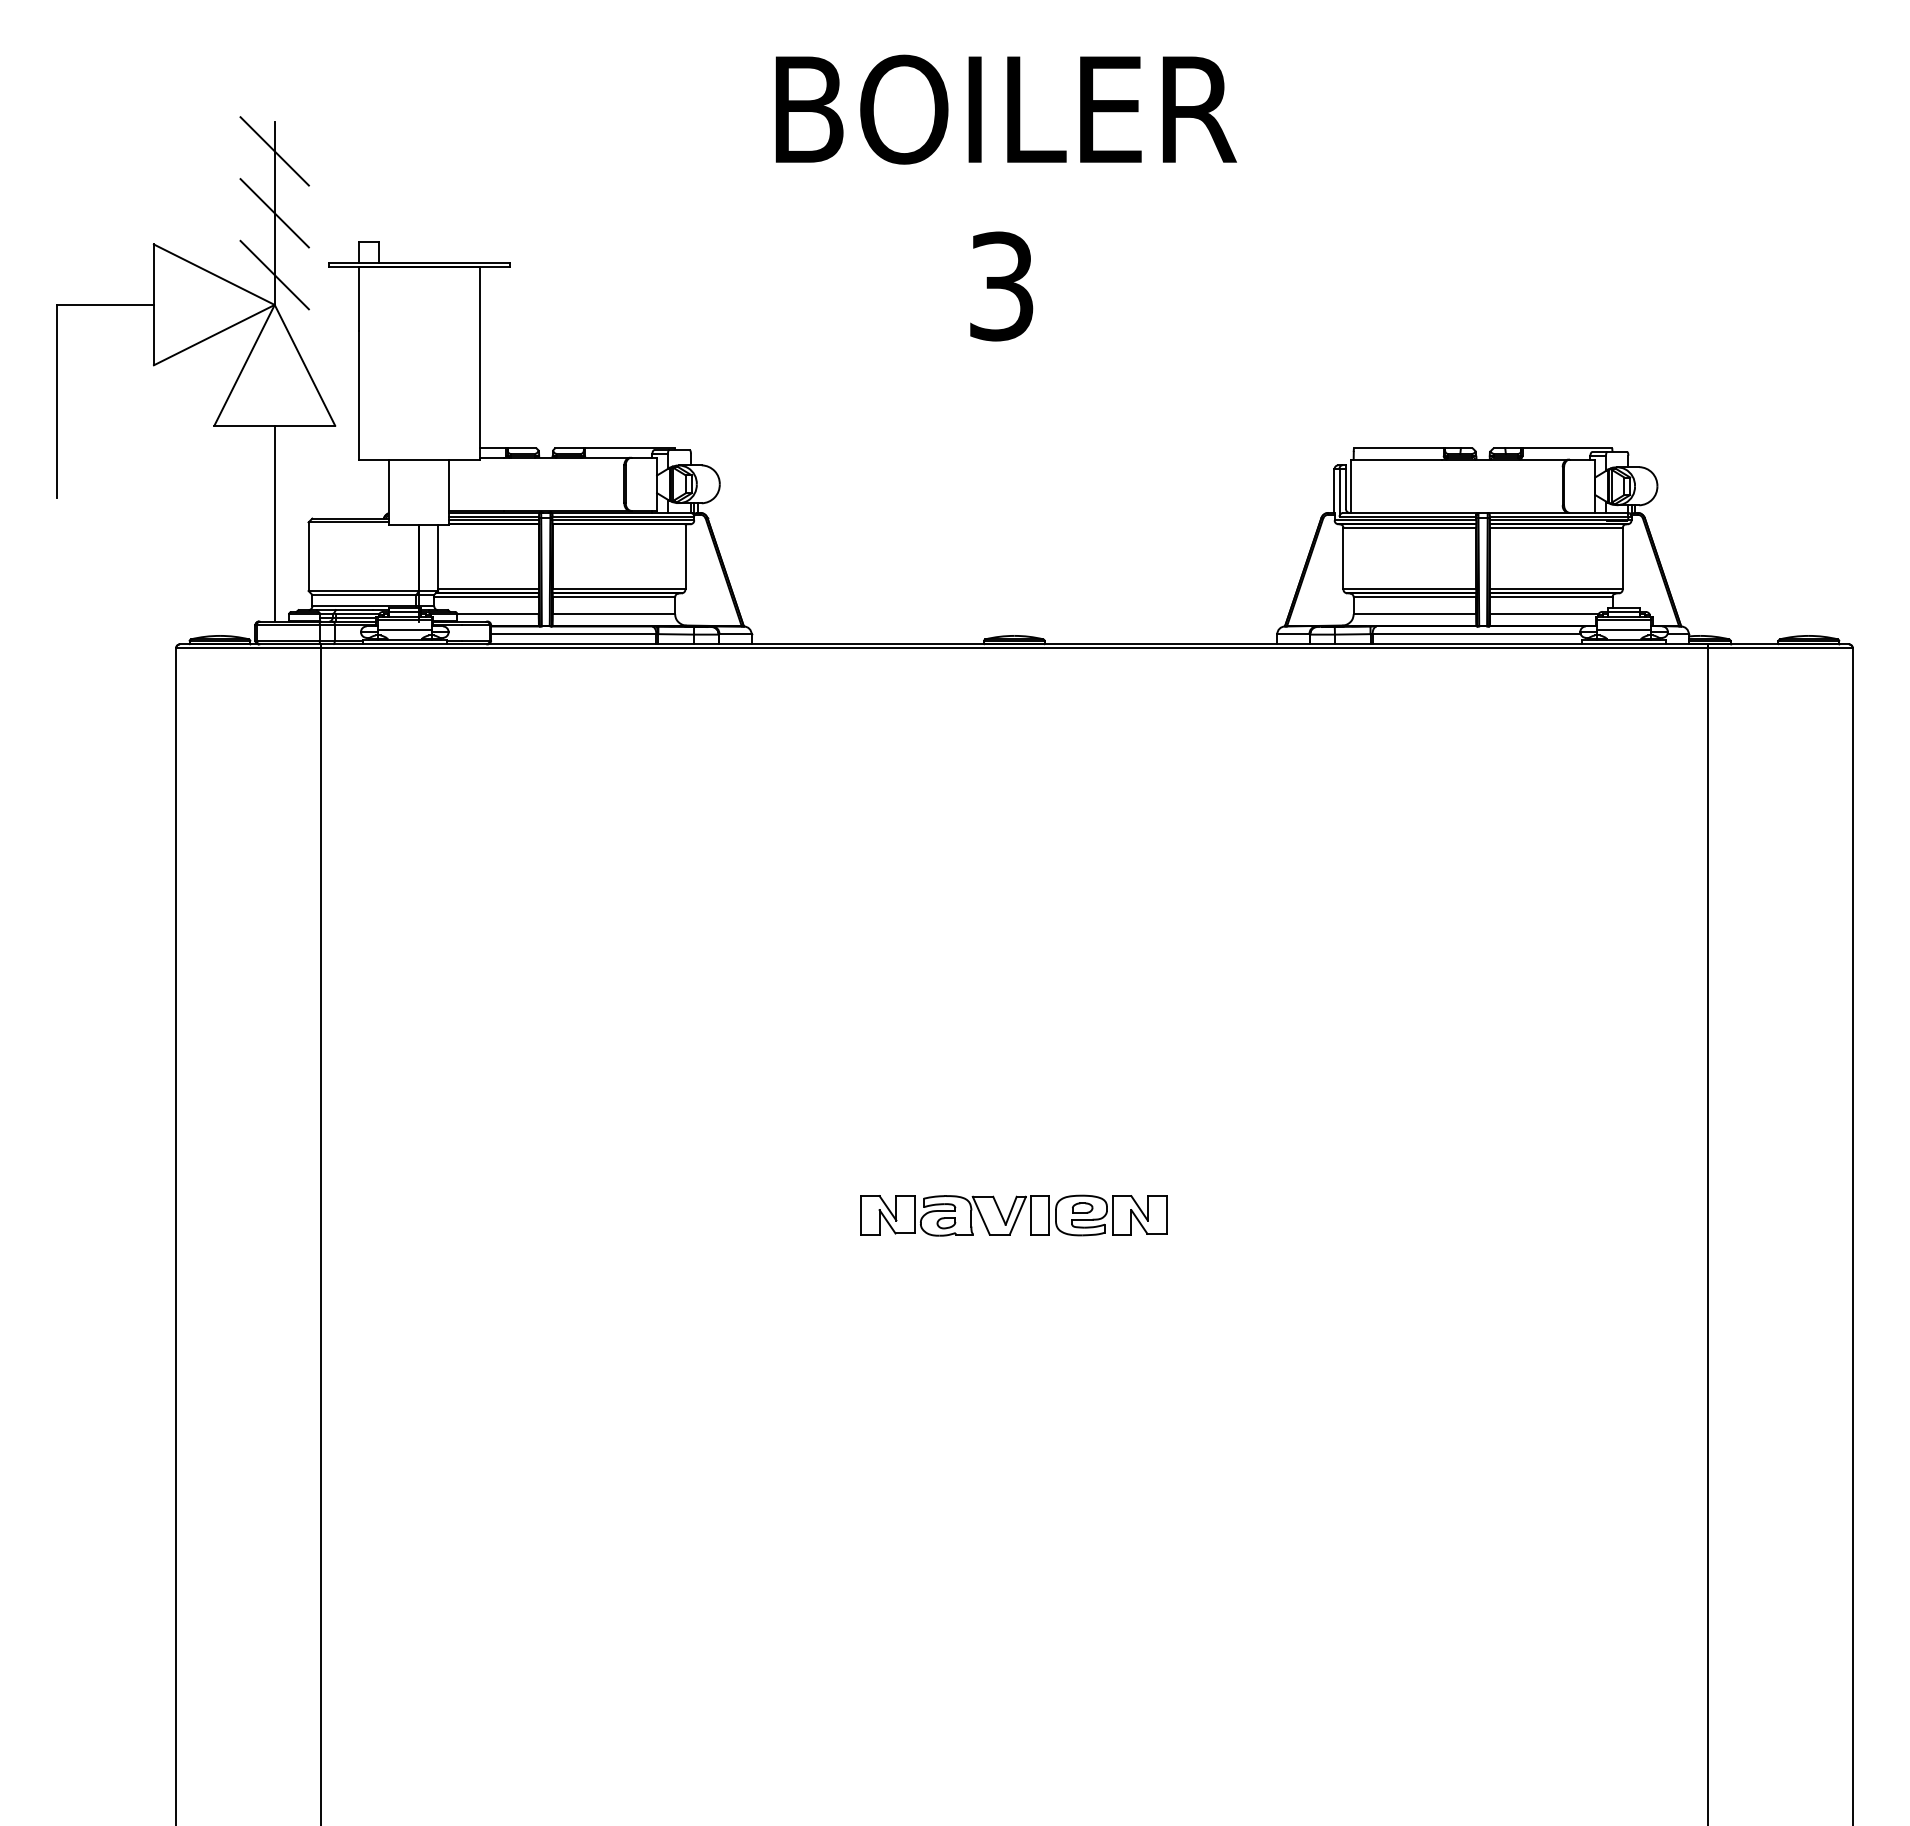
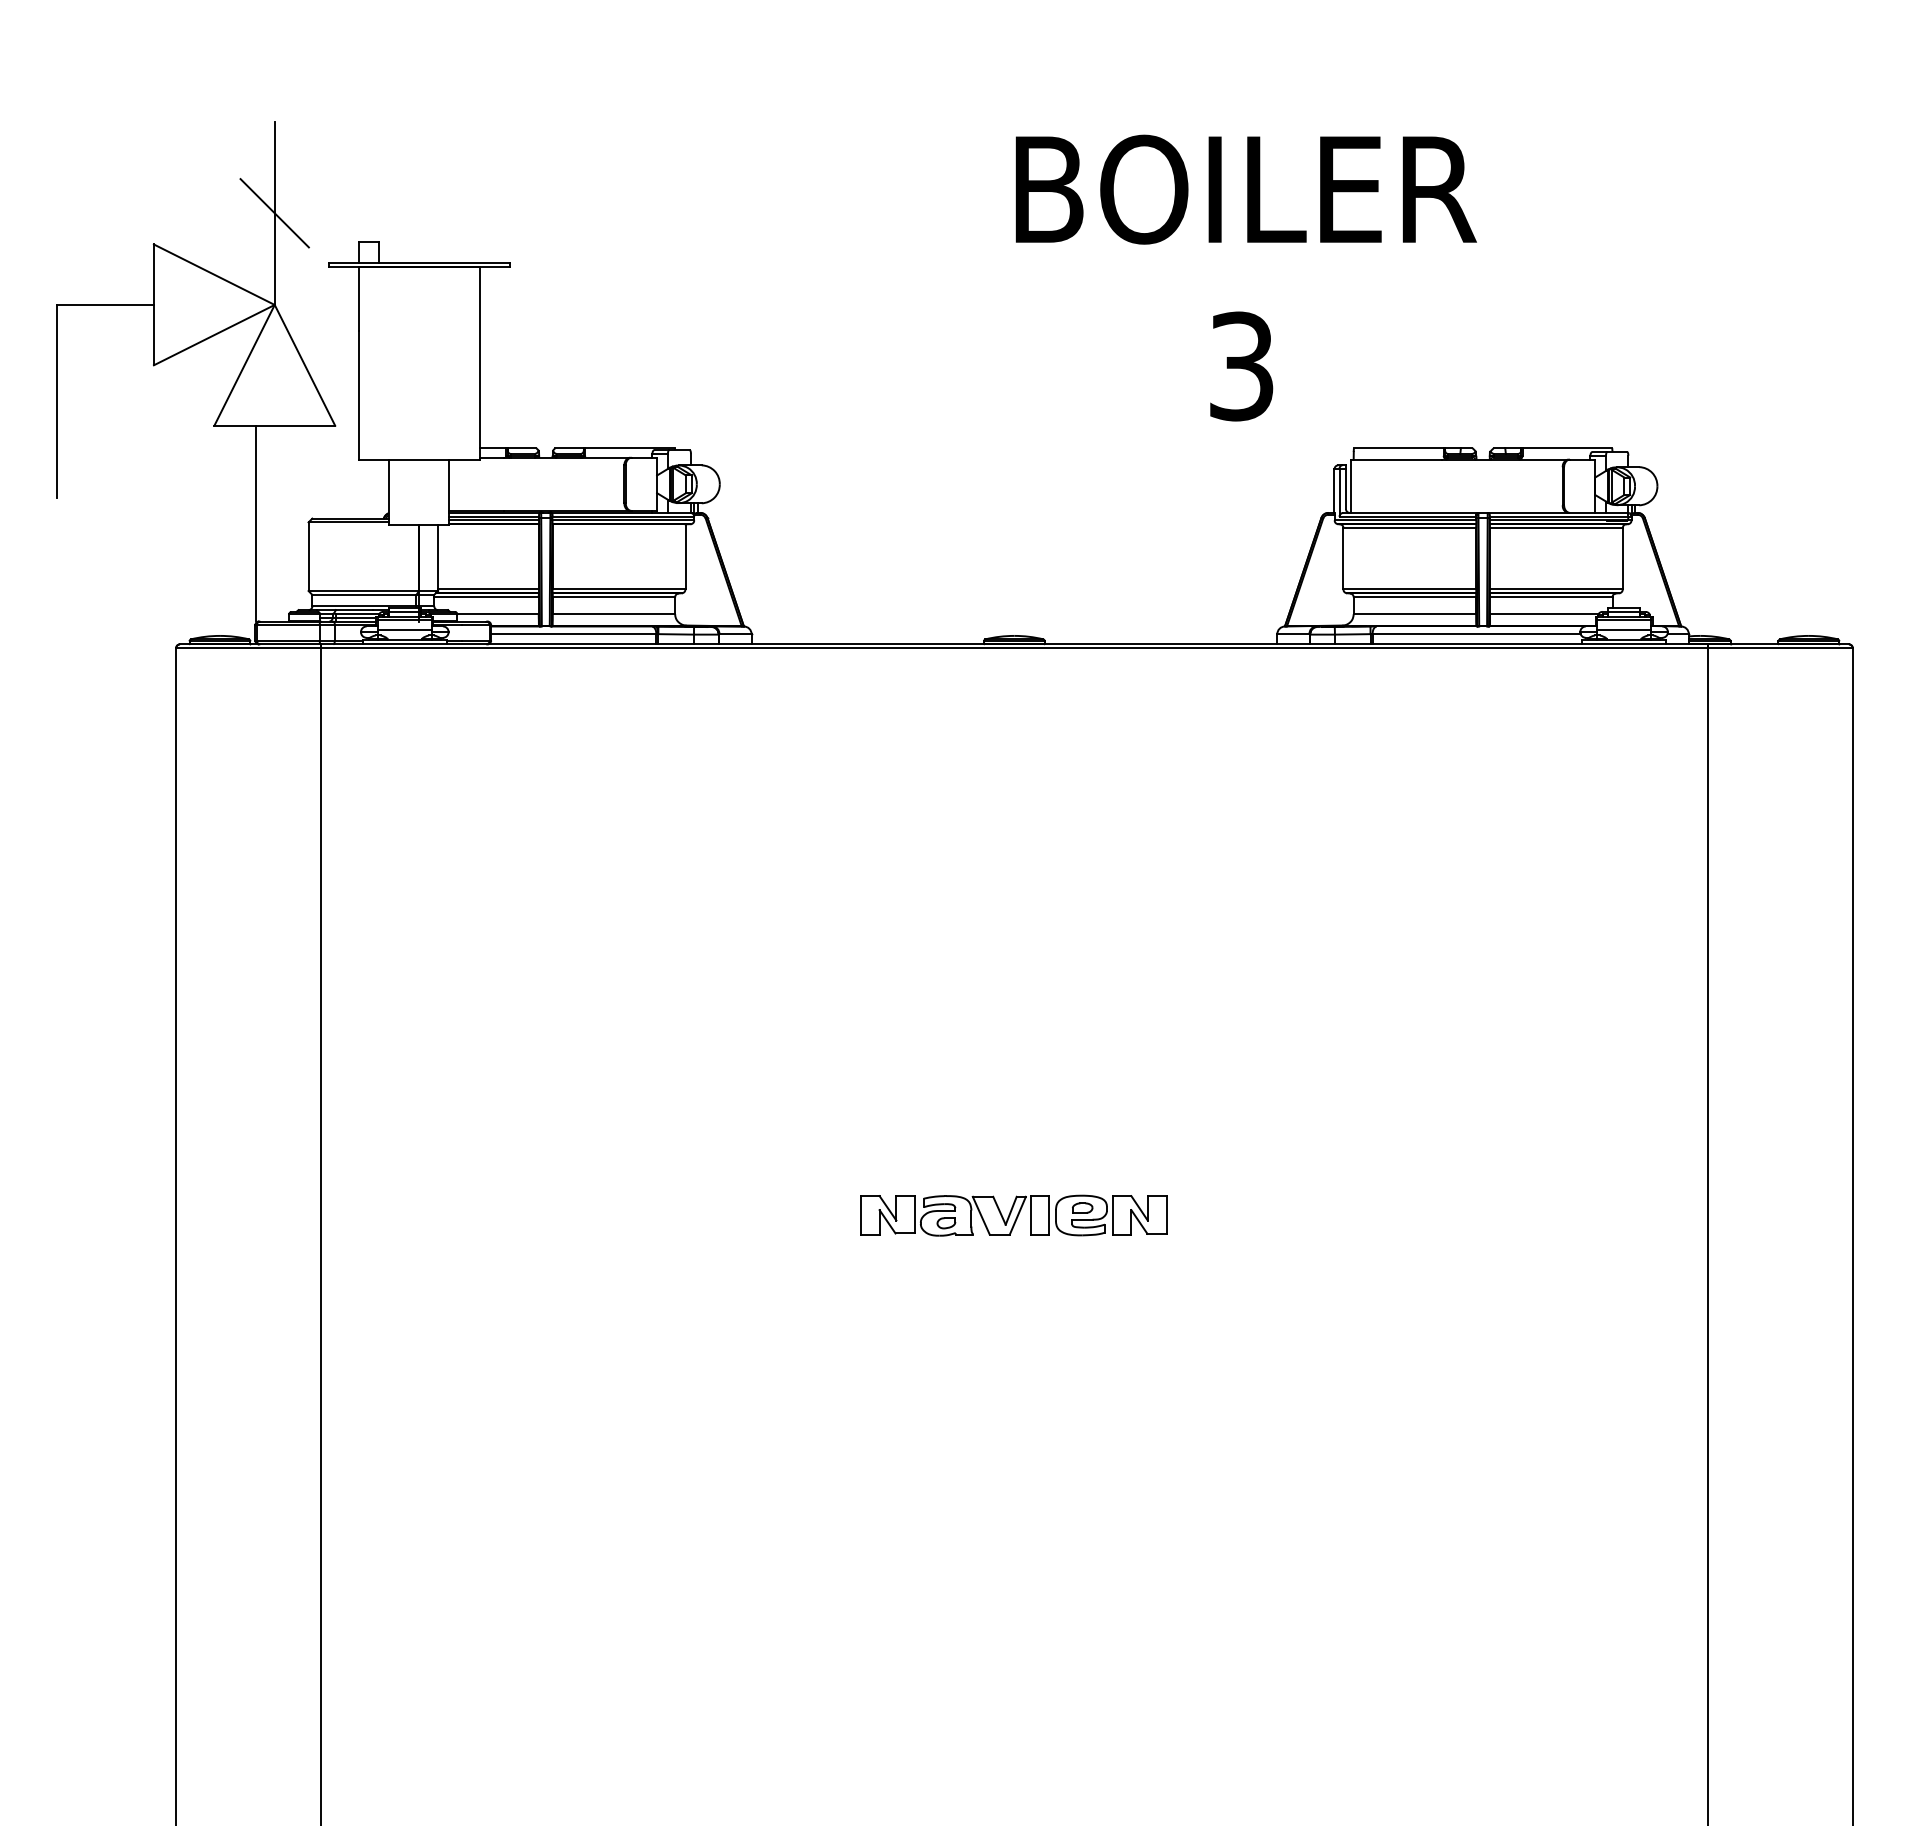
line: present -> none (274, 151)
text position: (1005, 197) -> (1245, 277) (1245, 277)
line: present -> none (274, 274)
line position: (274, 522) -> (255, 522) (255, 522)
